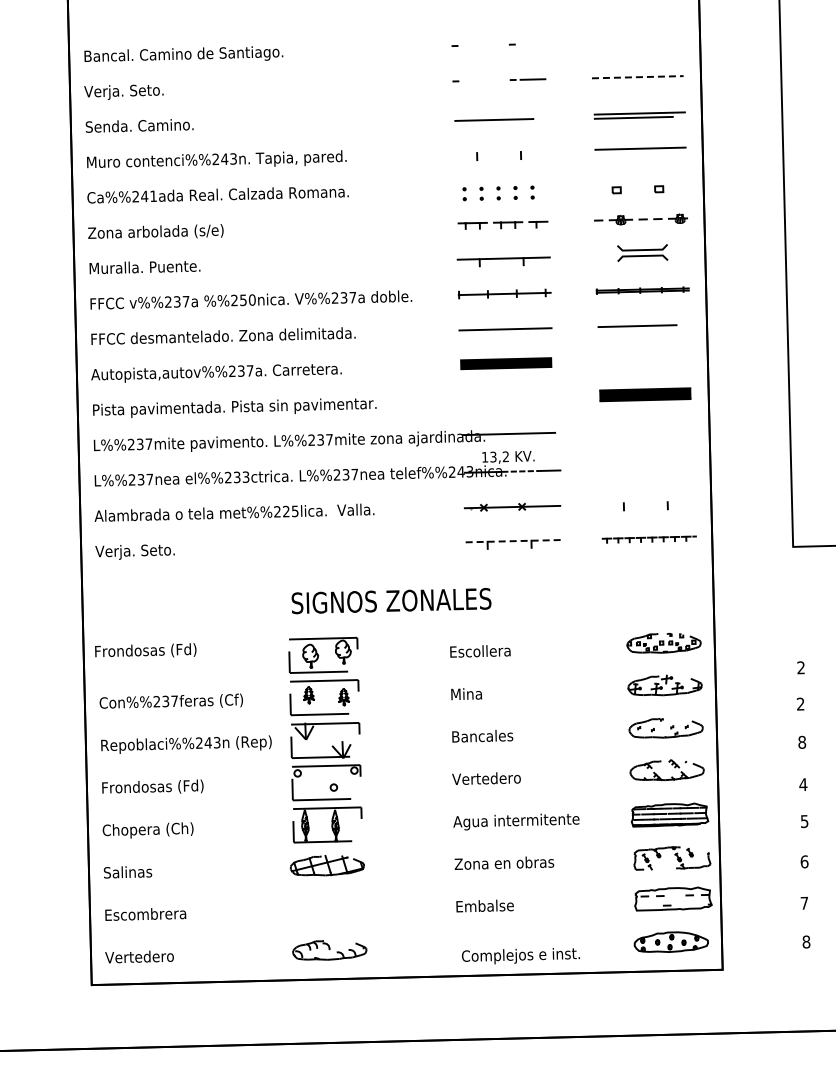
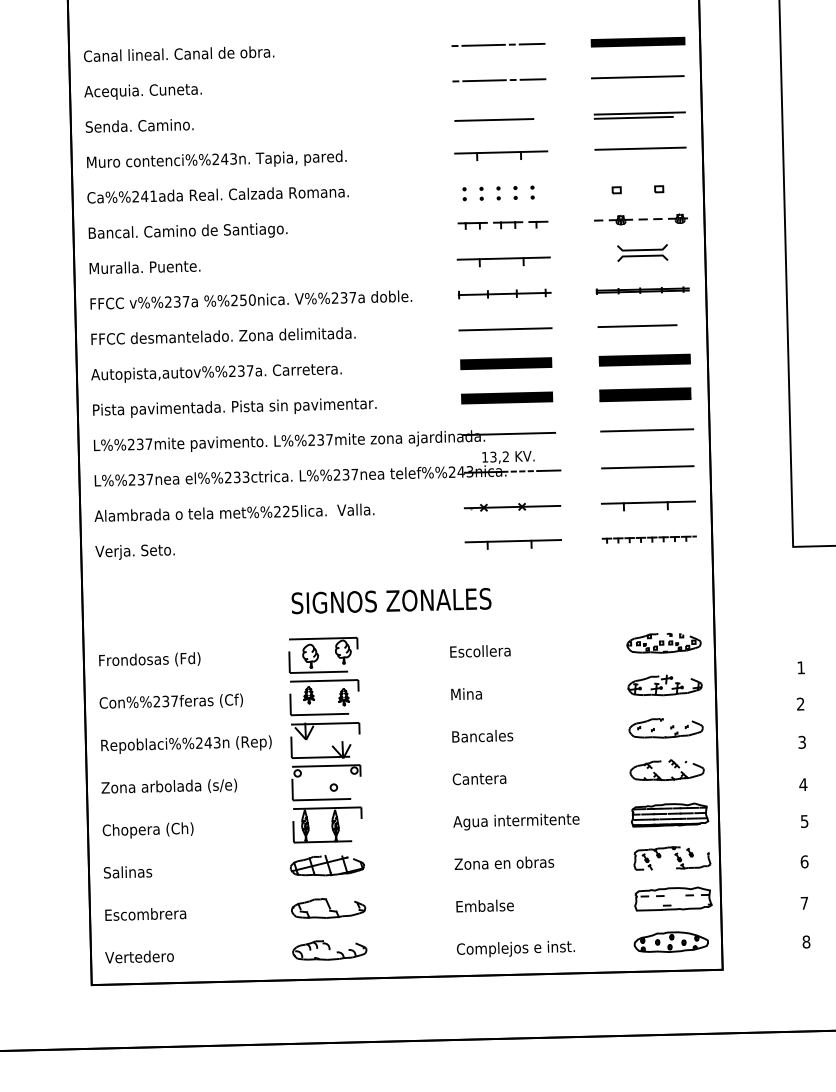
fill: none -> present (637, 41)
line: none -> present (531, 43)
line: none -> present (483, 44)
text: Bancal. Camino de Santiago. -> Canal lineal. Canal de obra. (183, 54)
line: dashed -> solid (637, 77)
line: none -> present (484, 80)
text: Verja. Seto. -> Acequia. Cuneta. (142, 91)
line: none -> present (501, 152)
text: Zona arbolada (s/e) -> Bancal. Camino de Santiago. (187, 230)
fill: none -> present (644, 359)
fill: none -> present (507, 397)
line: none -> present (647, 430)
line: none -> present (647, 467)
line: none -> present (648, 502)
line: dashed -> solid (513, 541)
text position: (145, 650) -> (149, 659) (149, 659)
text: 2 -> 1 (800, 667)
text: 8 -> 3 (802, 742)
text: Vertedero -> Cantera (486, 778)
text: Frondosas (Fd) -> Zona arbolada (s/e) (169, 785)
part: none -> present (328, 908)
text position: (520, 956) -> (515, 949) (515, 949)
